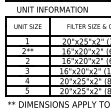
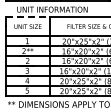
line: solid -> dashed (28, 16)
